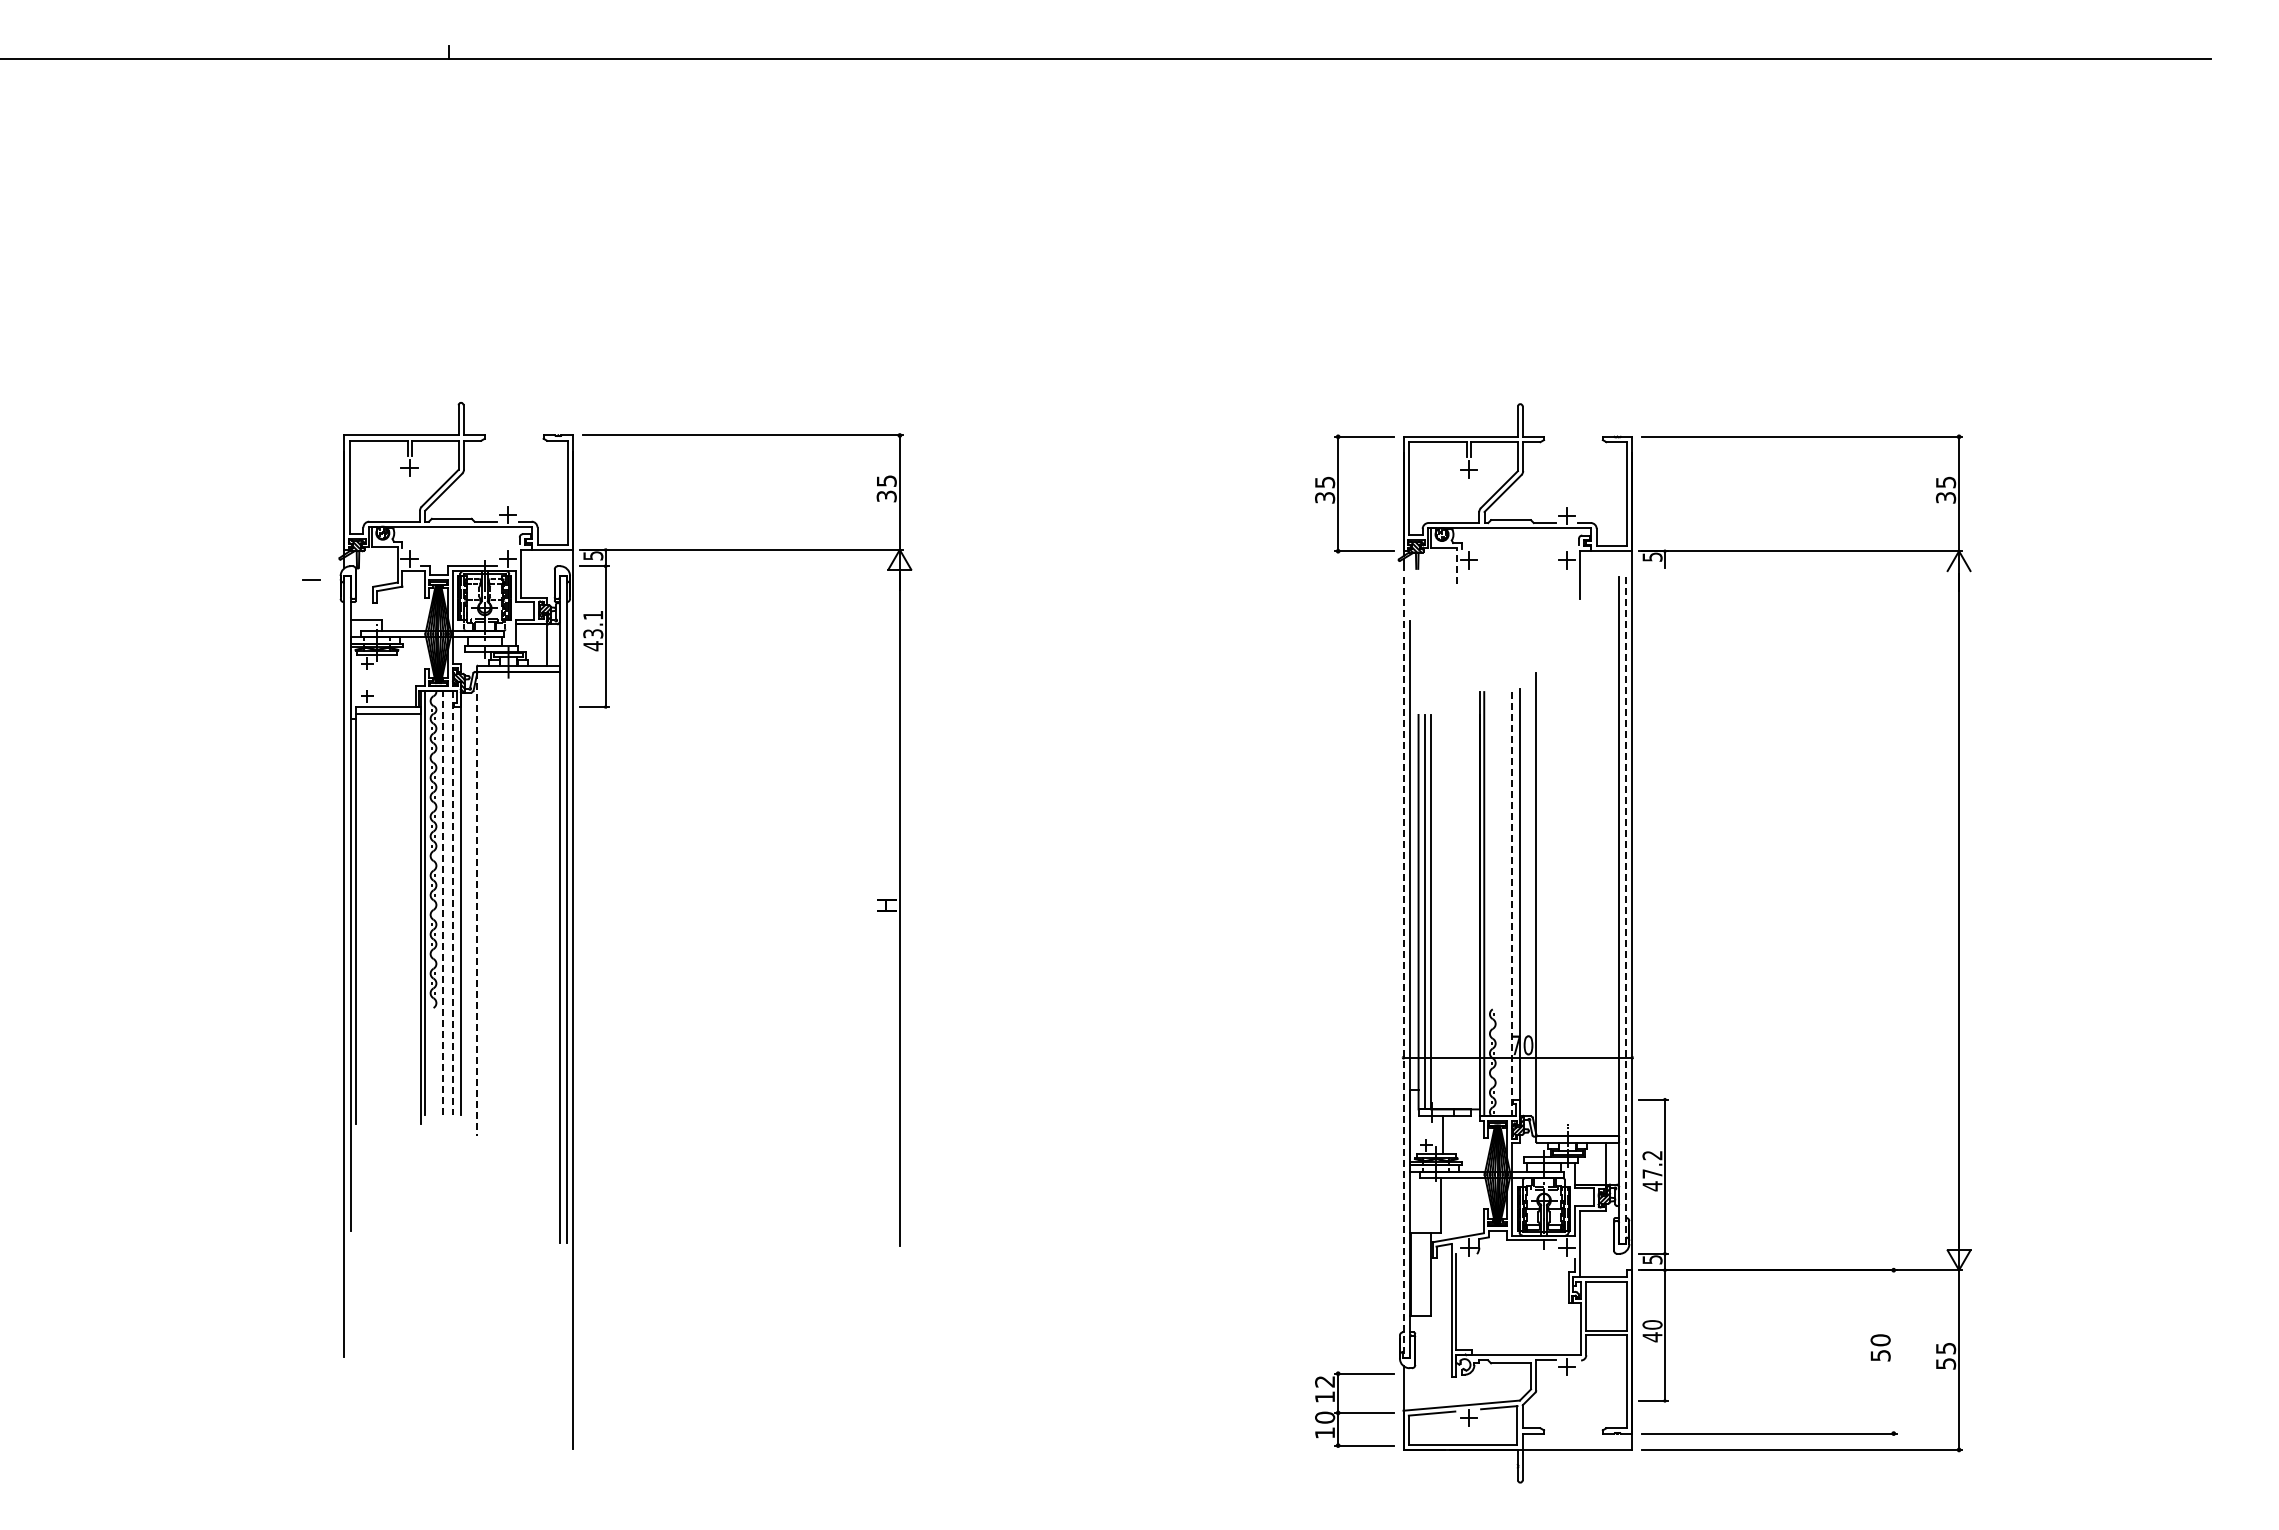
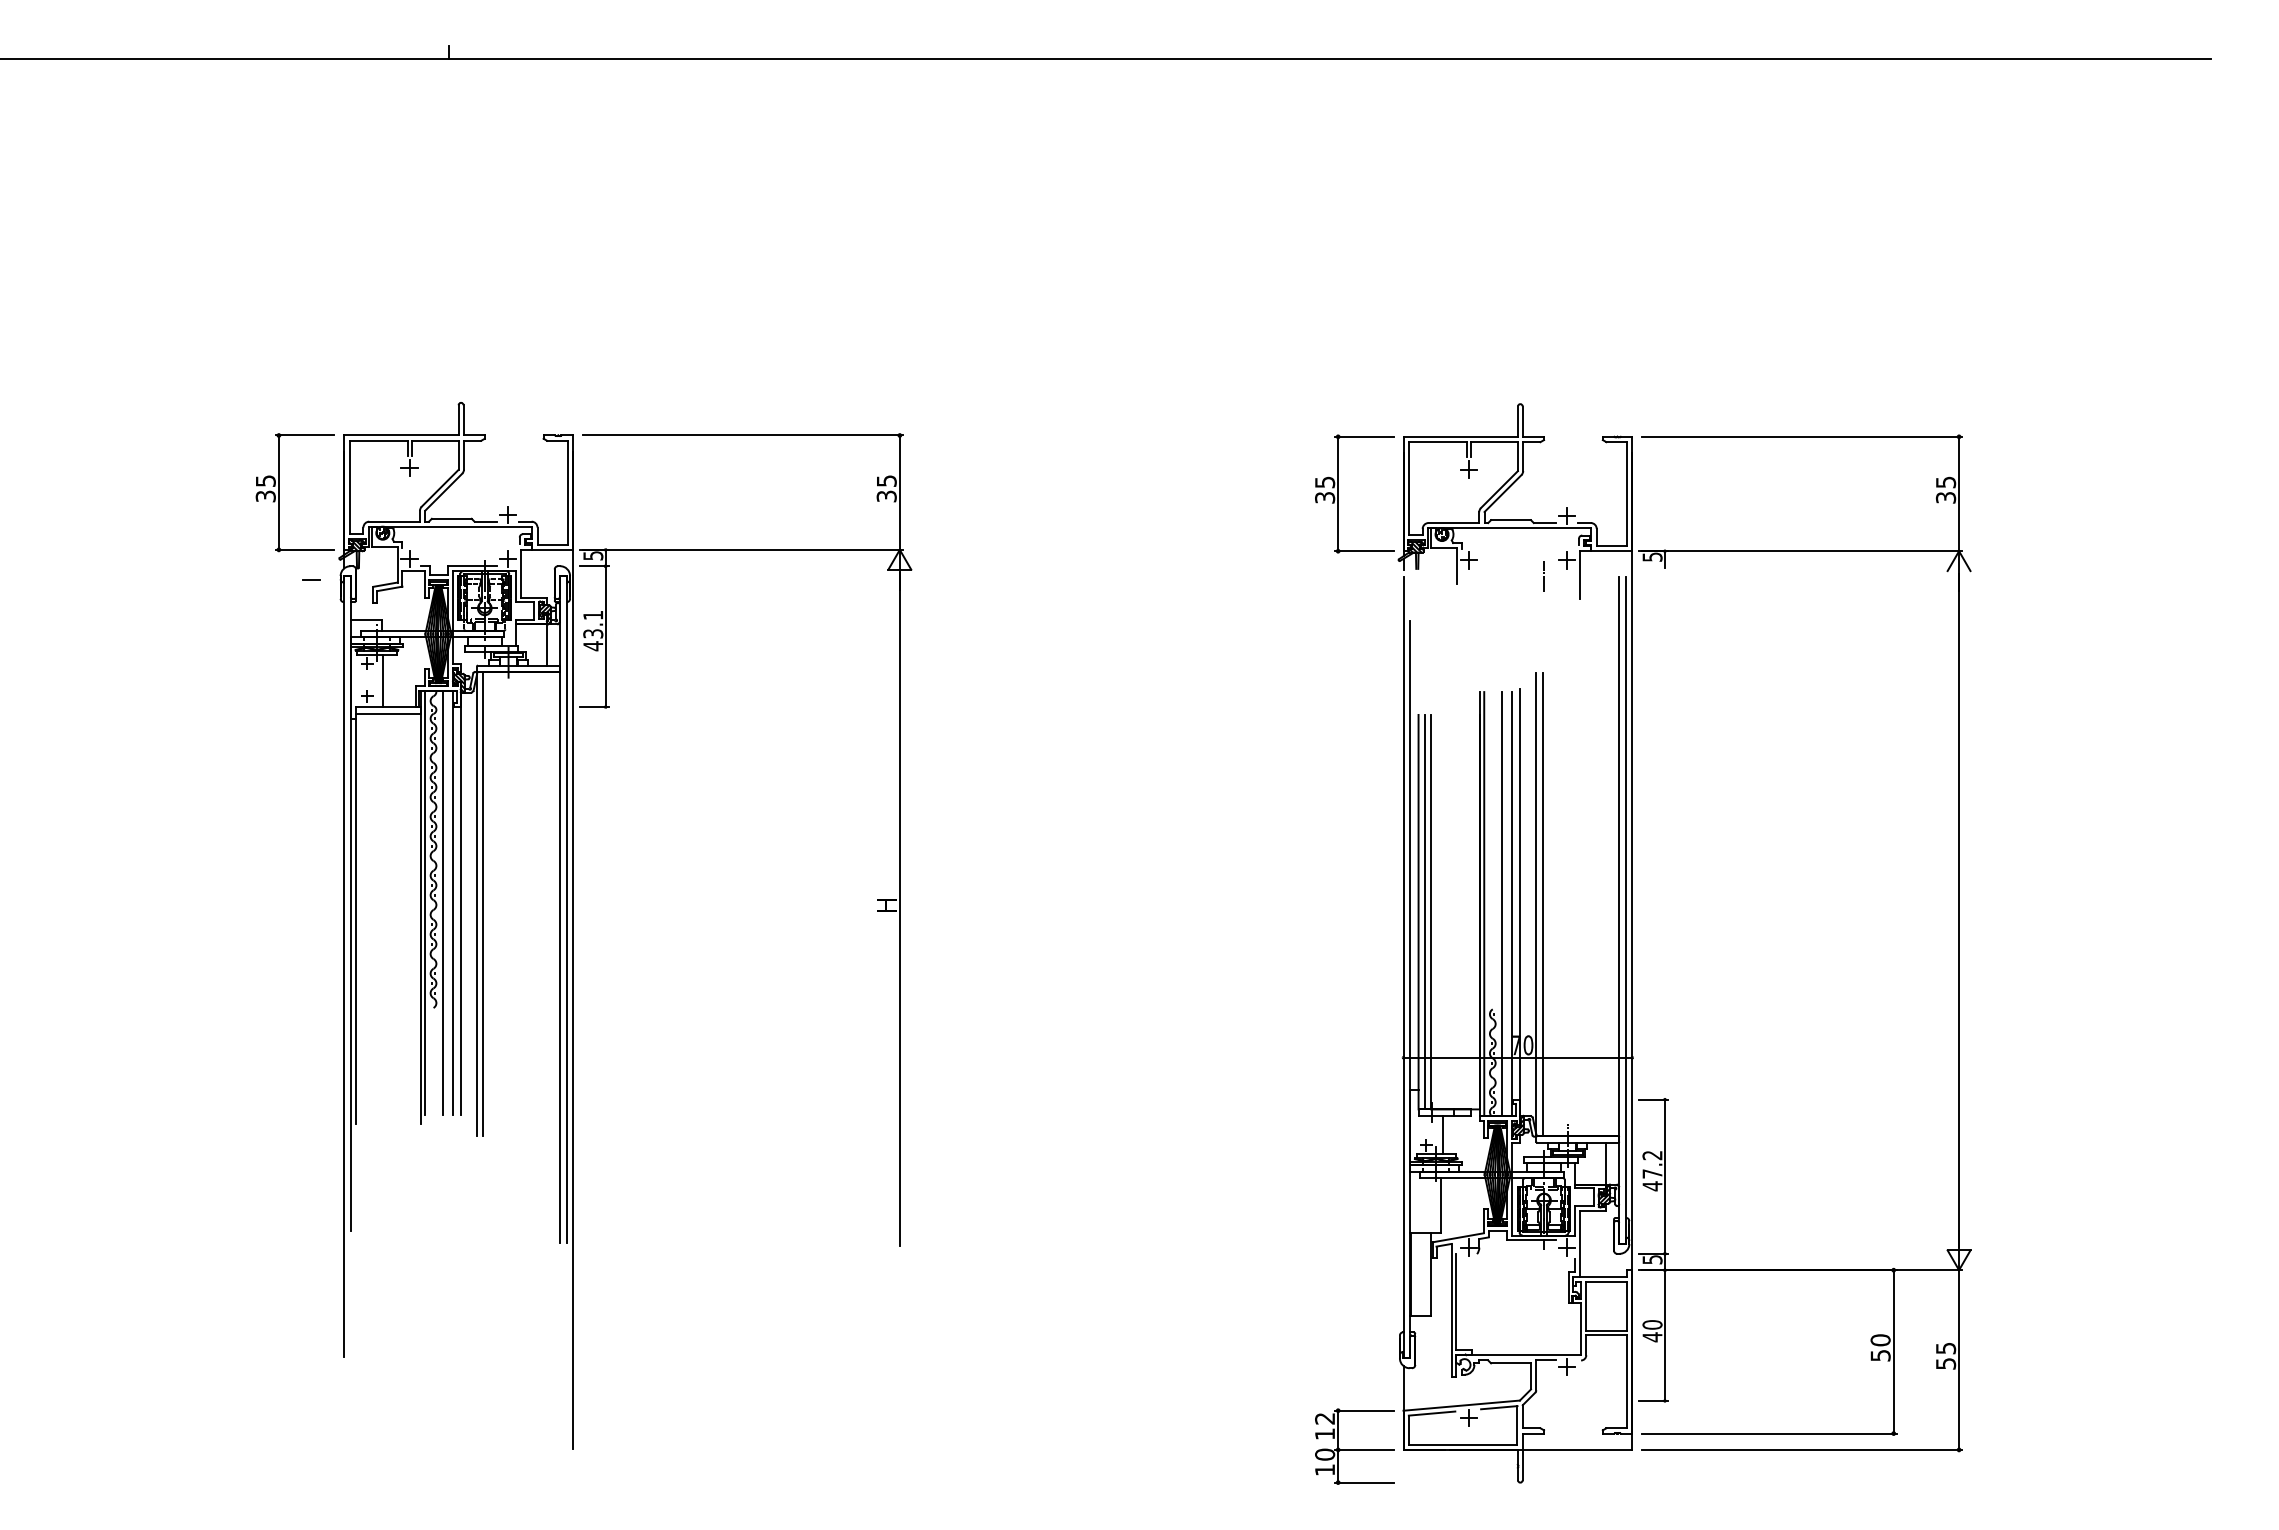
part: none -> present (279, 492)
line: dashed -> solid (1456, 565)
line: none -> present (1543, 576)
line: none -> present (383, 681)
line: dashed -> solid (442, 902)
line: dashed -> solid (453, 902)
line: dashed -> solid (476, 903)
line: none -> present (483, 903)
line: none -> present (1502, 903)
line: dashed -> solid (1512, 904)
line: none -> present (1542, 904)
line: dashed -> solid (1625, 911)
line: dashed -> solid (1403, 967)
line: none -> present (1893, 1351)
part position: (1354, 1409) -> (1354, 1446) (1354, 1446)
